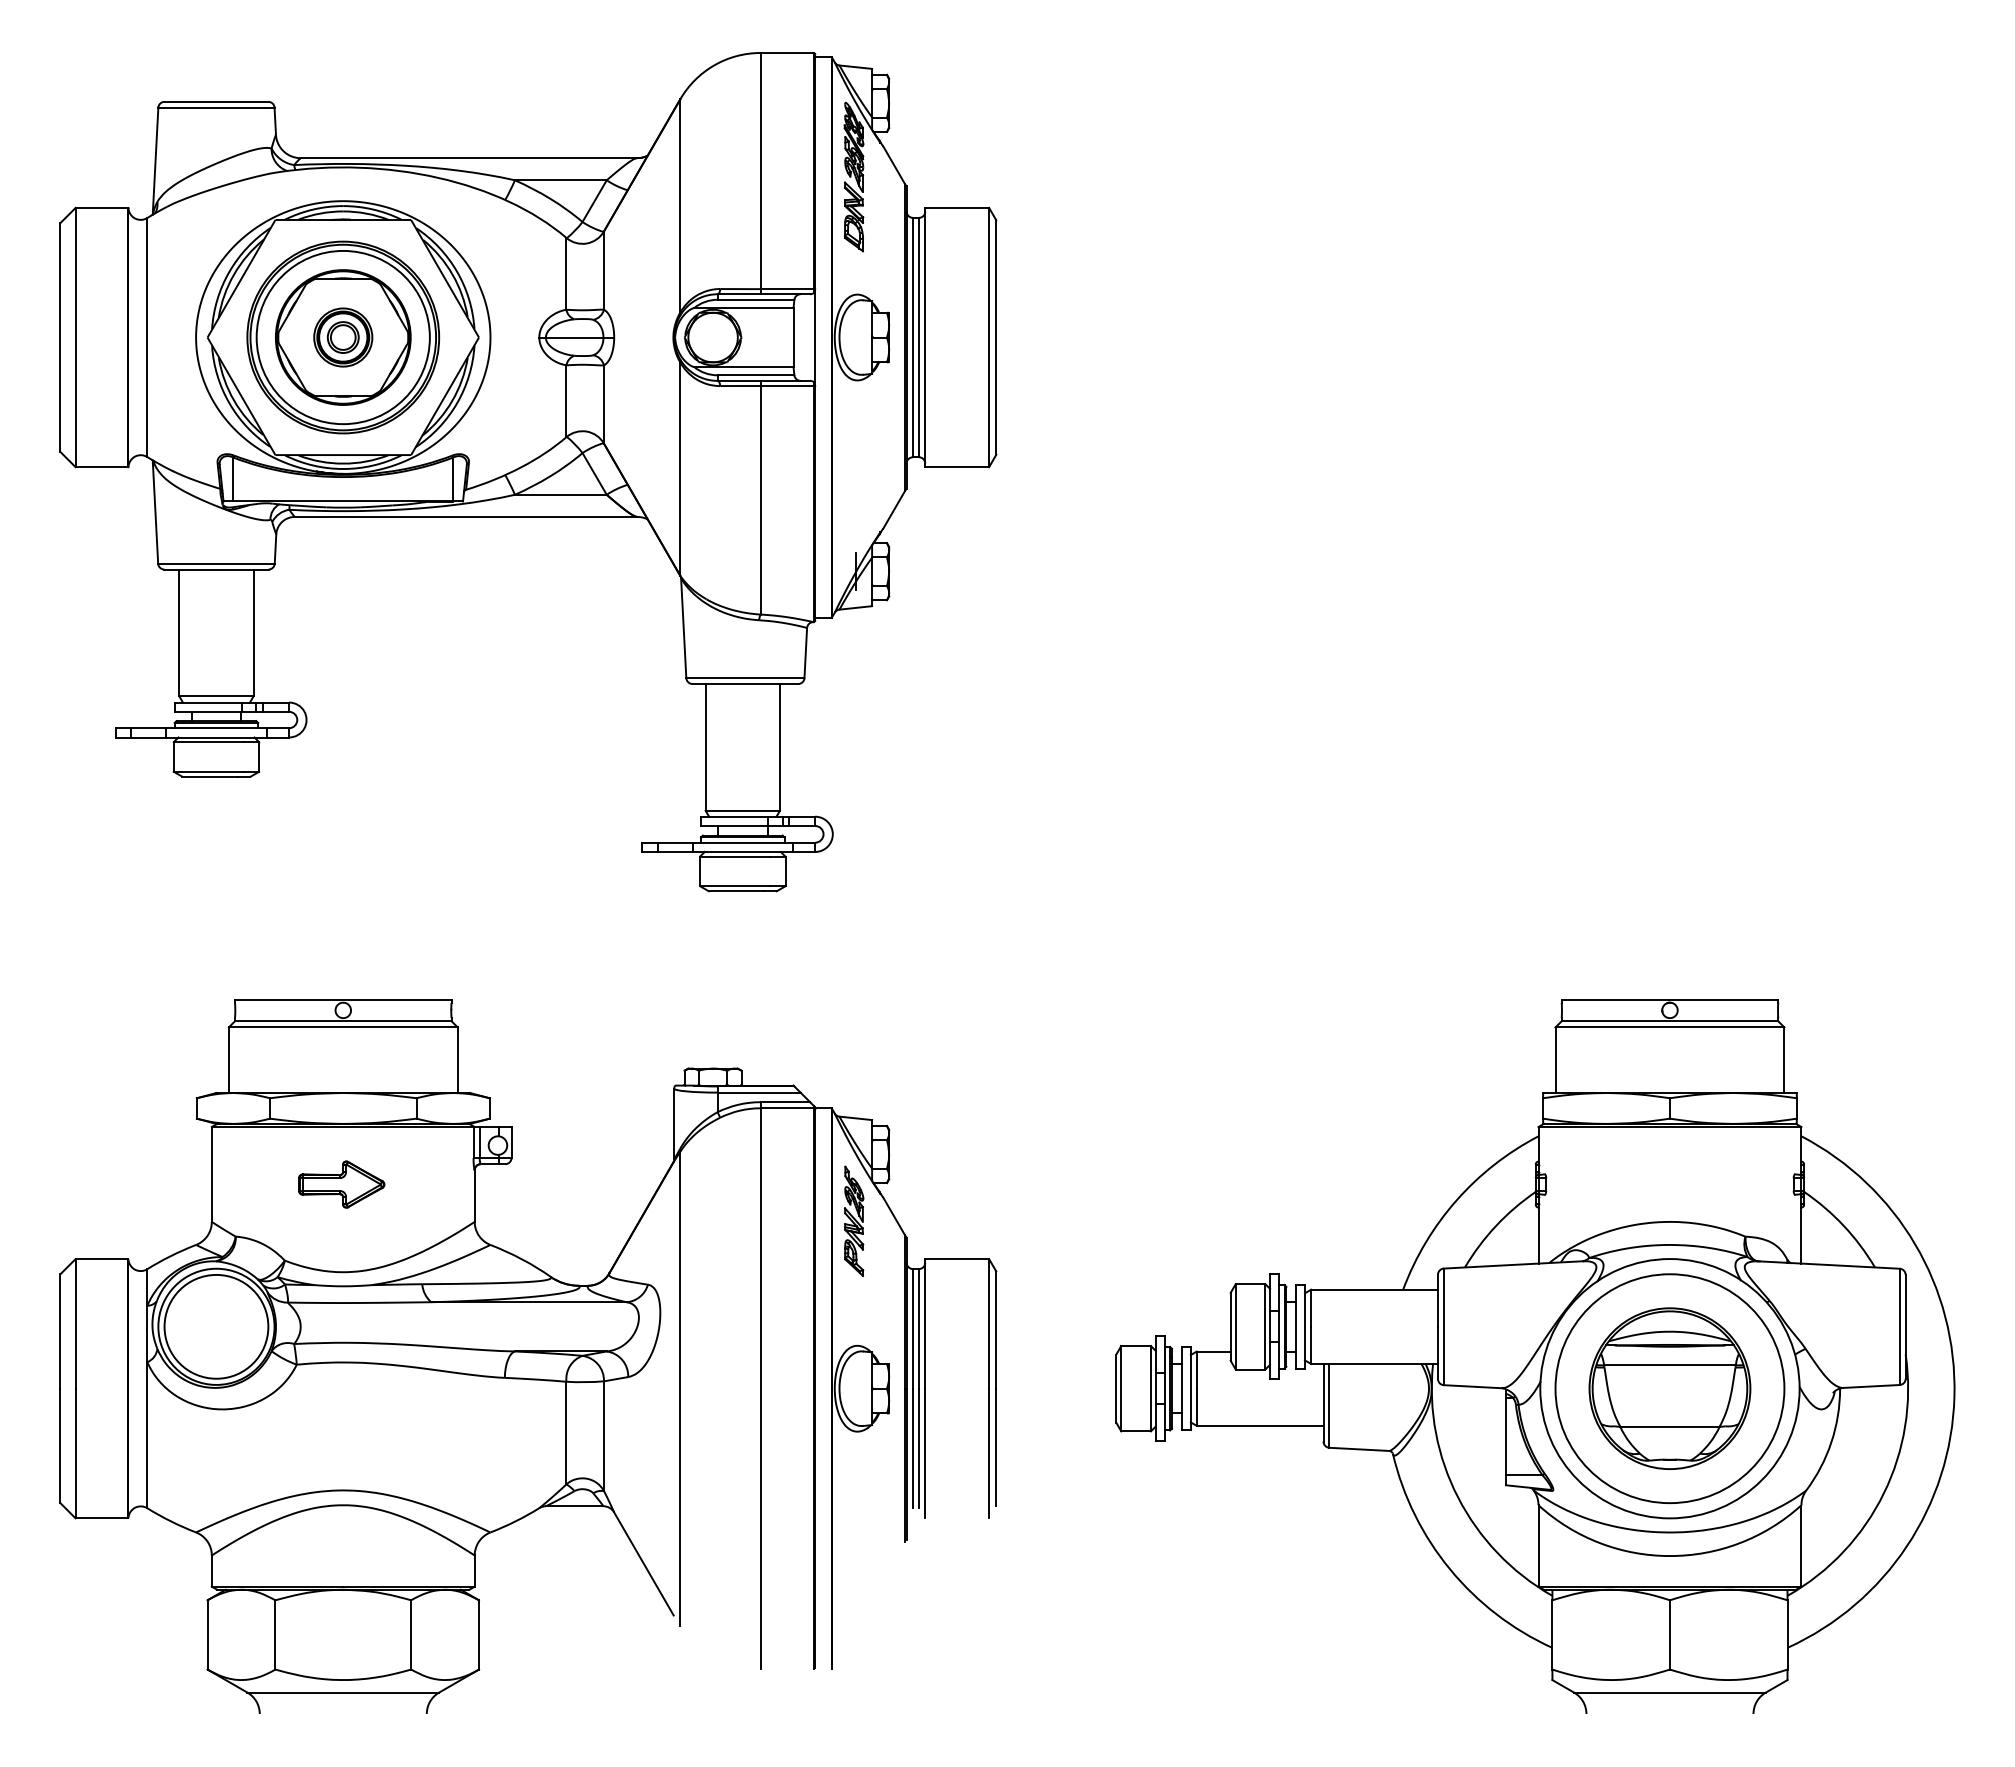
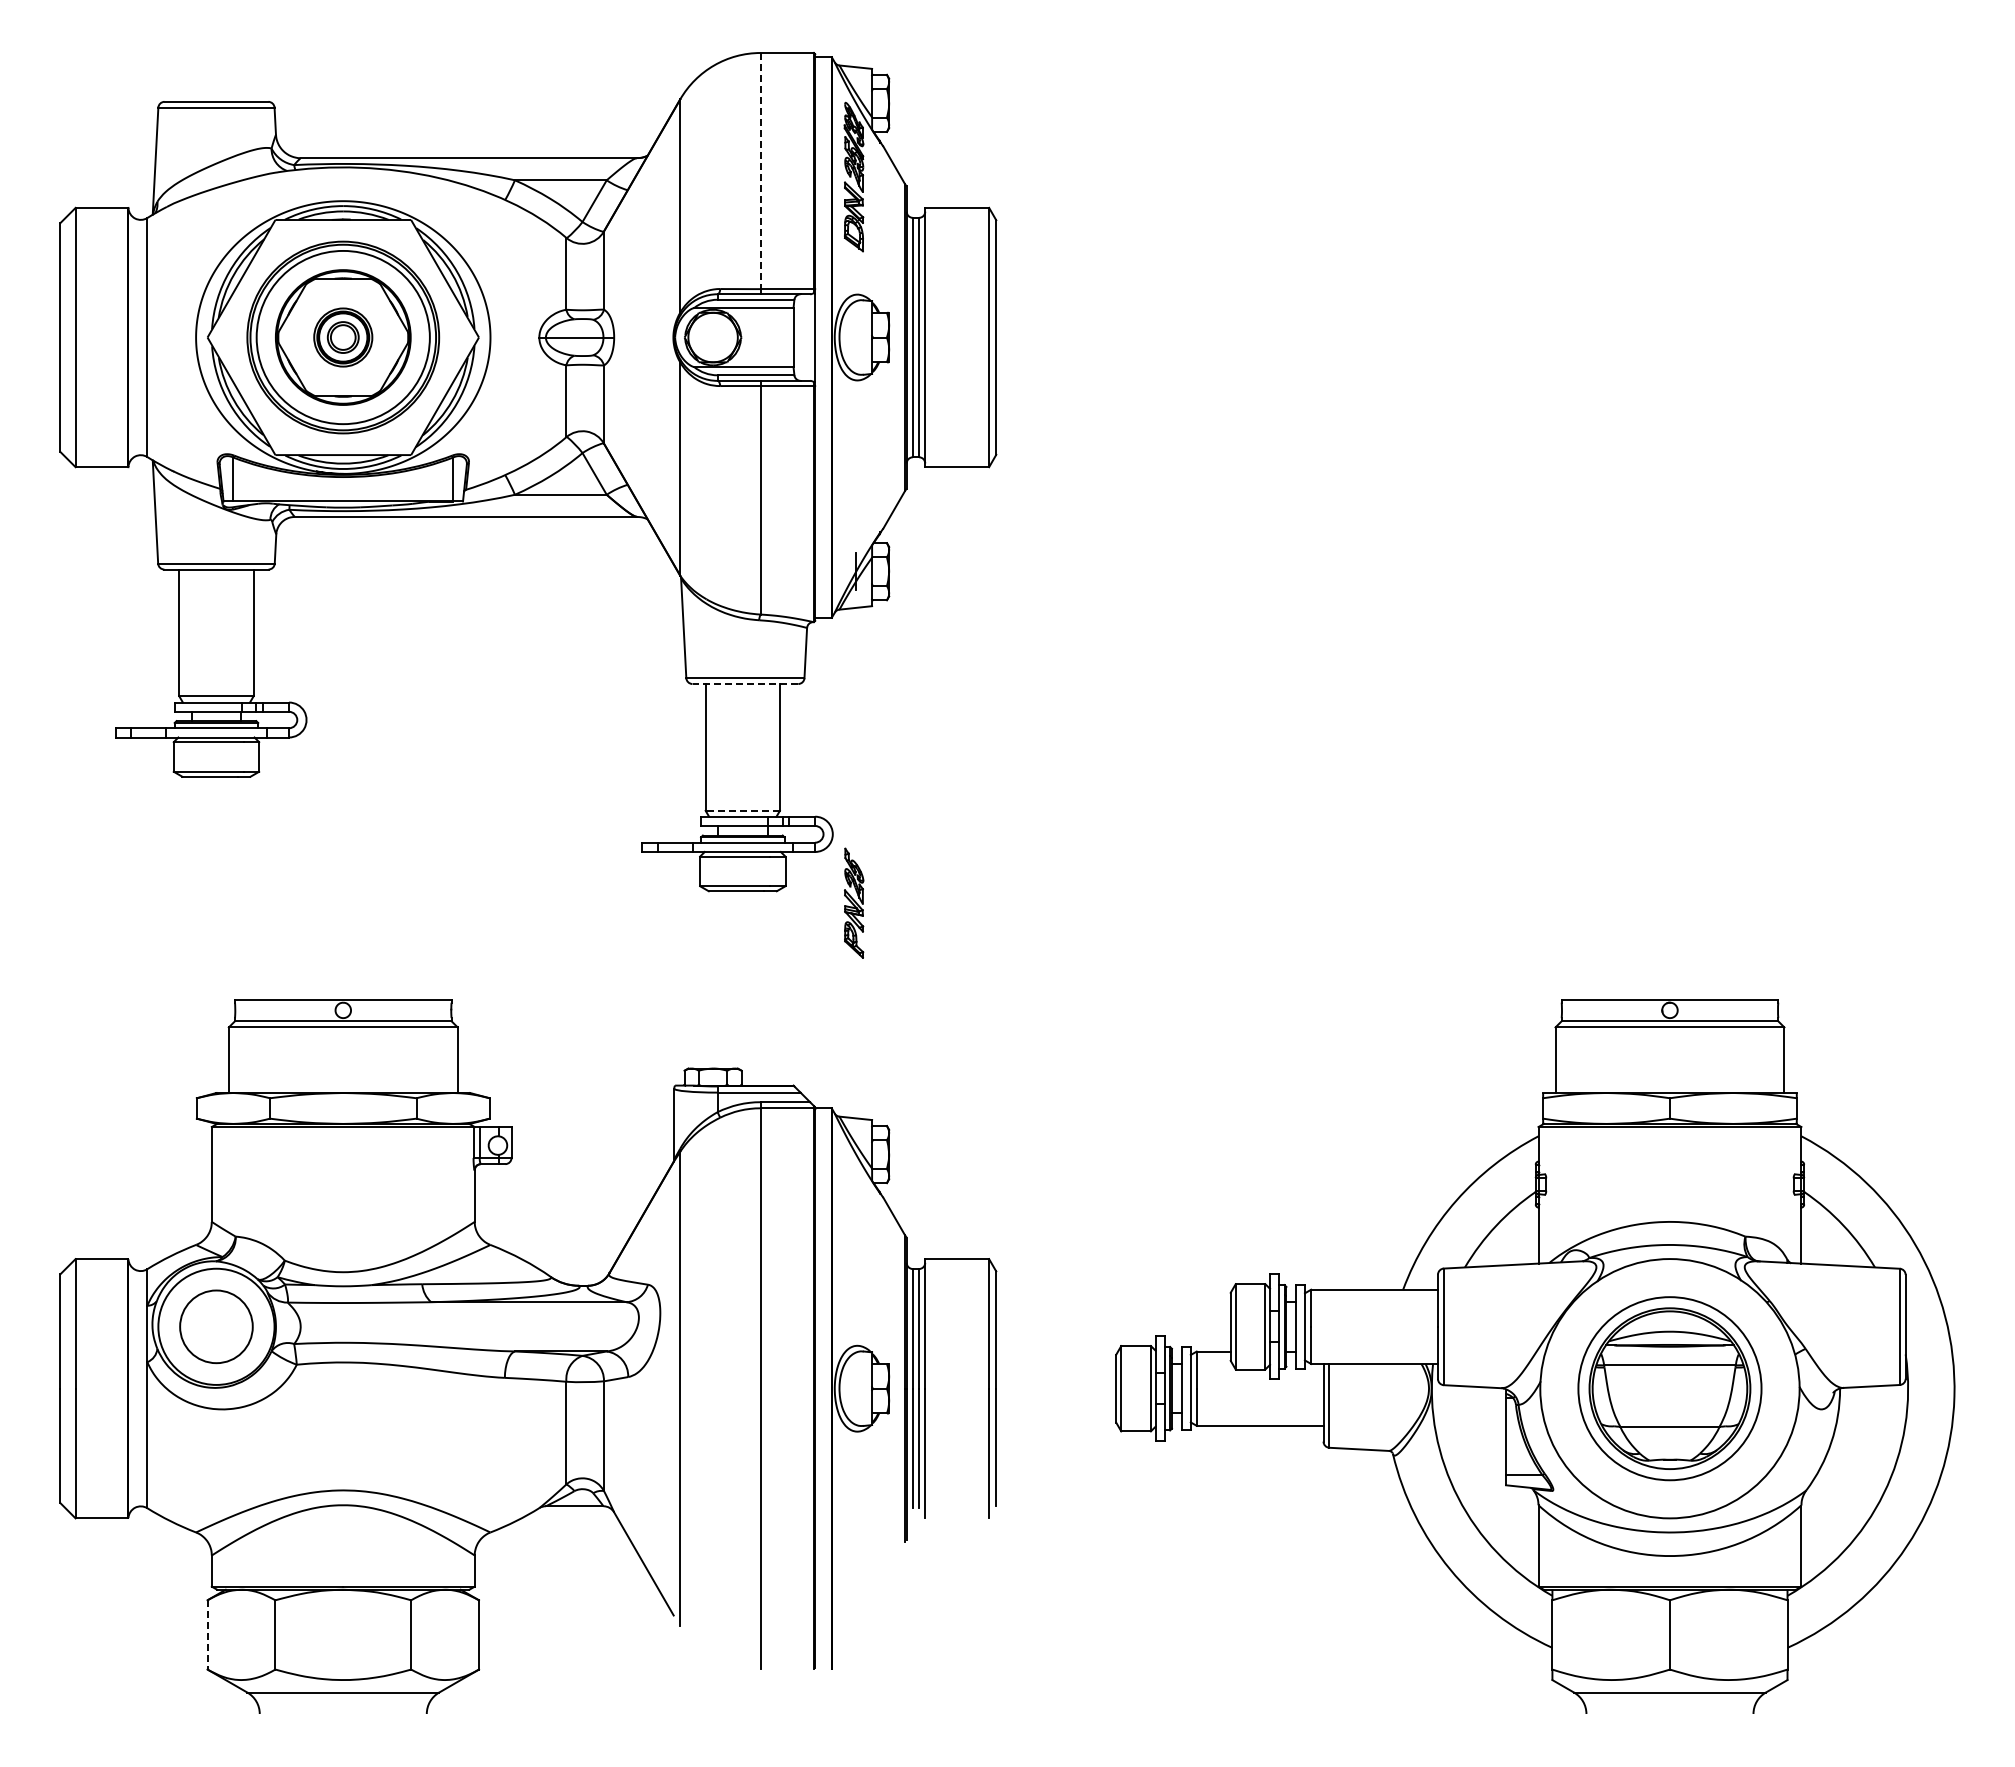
line: solid -> dashed (760, 171)
line: solid -> dashed (745, 684)
line: solid -> dashed (742, 810)
part: present -> none (341, 1184)
part position: (854, 1220) -> (854, 902) (854, 902)
circle diameter: 104 px -> 73 px (216, 1326)
circle diameter: 229 px -> 183 px (1669, 1388)
line: solid -> dashed (207, 1634)
